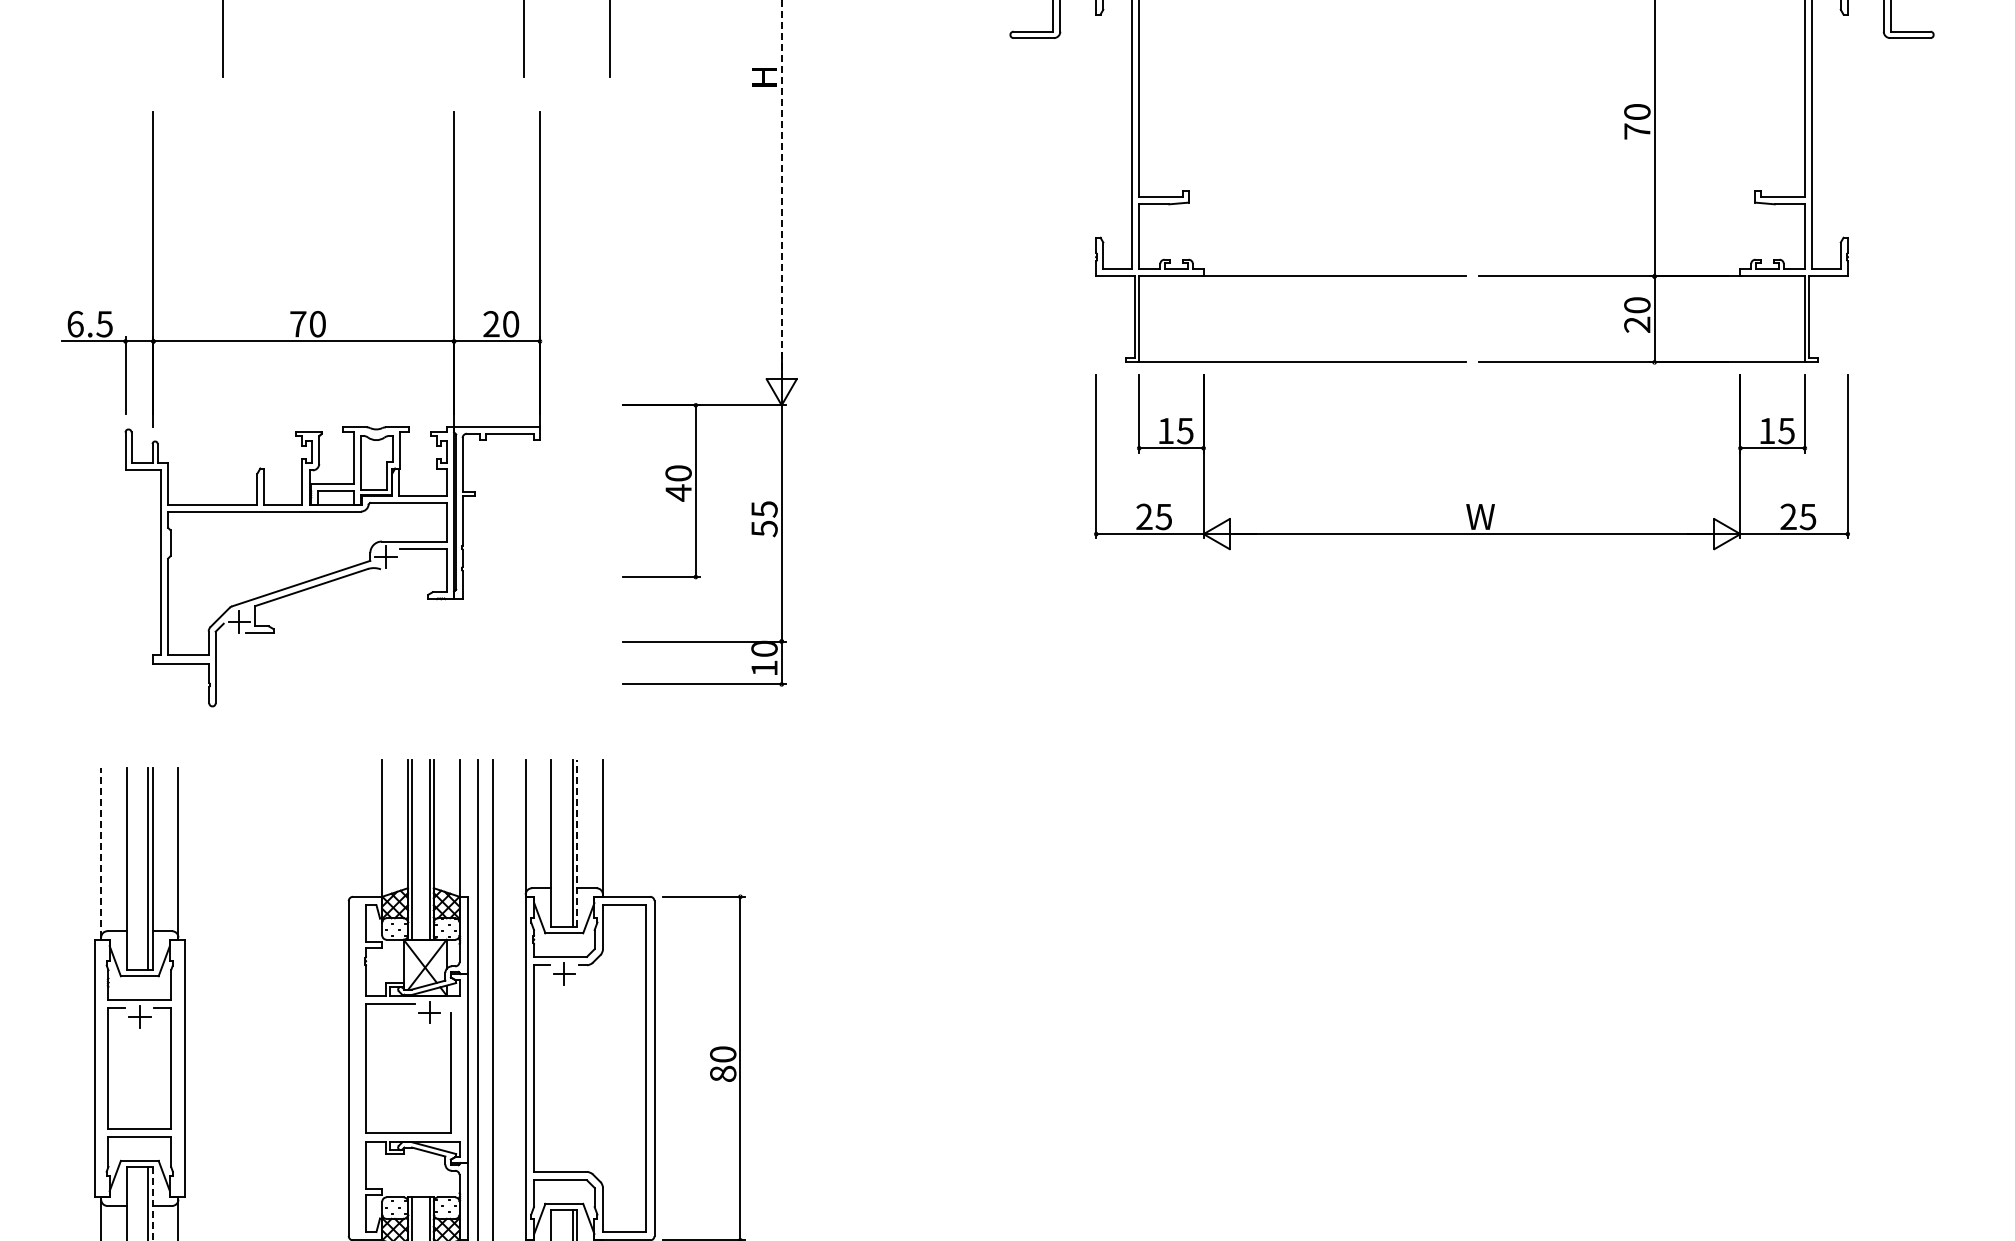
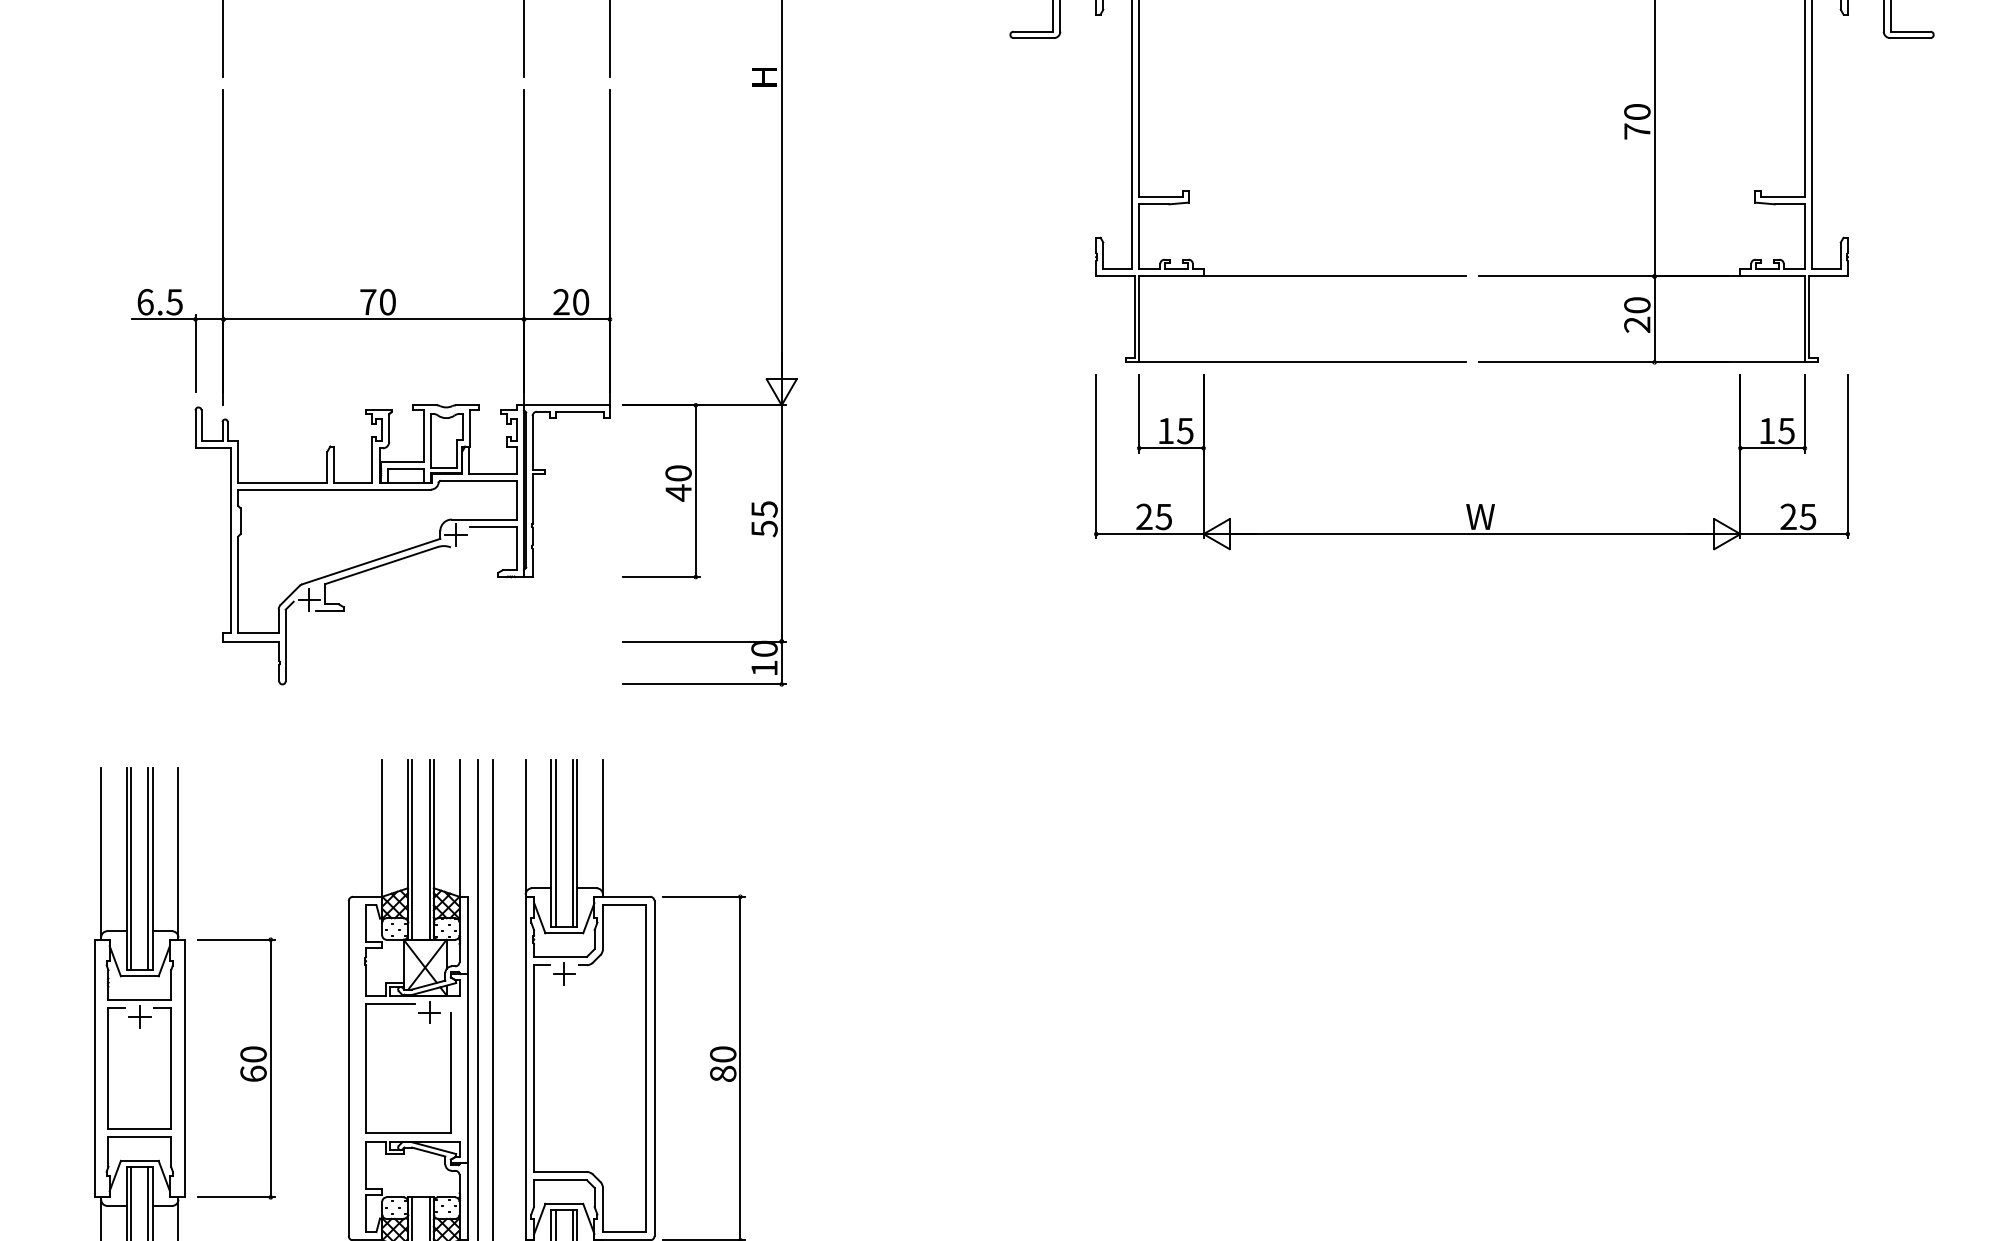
line: dashed -> solid (781, 188)
part position: (301, 431) -> (371, 409) (371, 409)
line: dashed -> solid (577, 842)
line: none -> present (555, 843)
line: dashed -> solid (101, 852)
line: none -> present (131, 868)
part: none -> present (236, 1068)
line: none -> present (131, 1202)
line: dashed -> solid (152, 1204)
line: none -> present (555, 1223)
